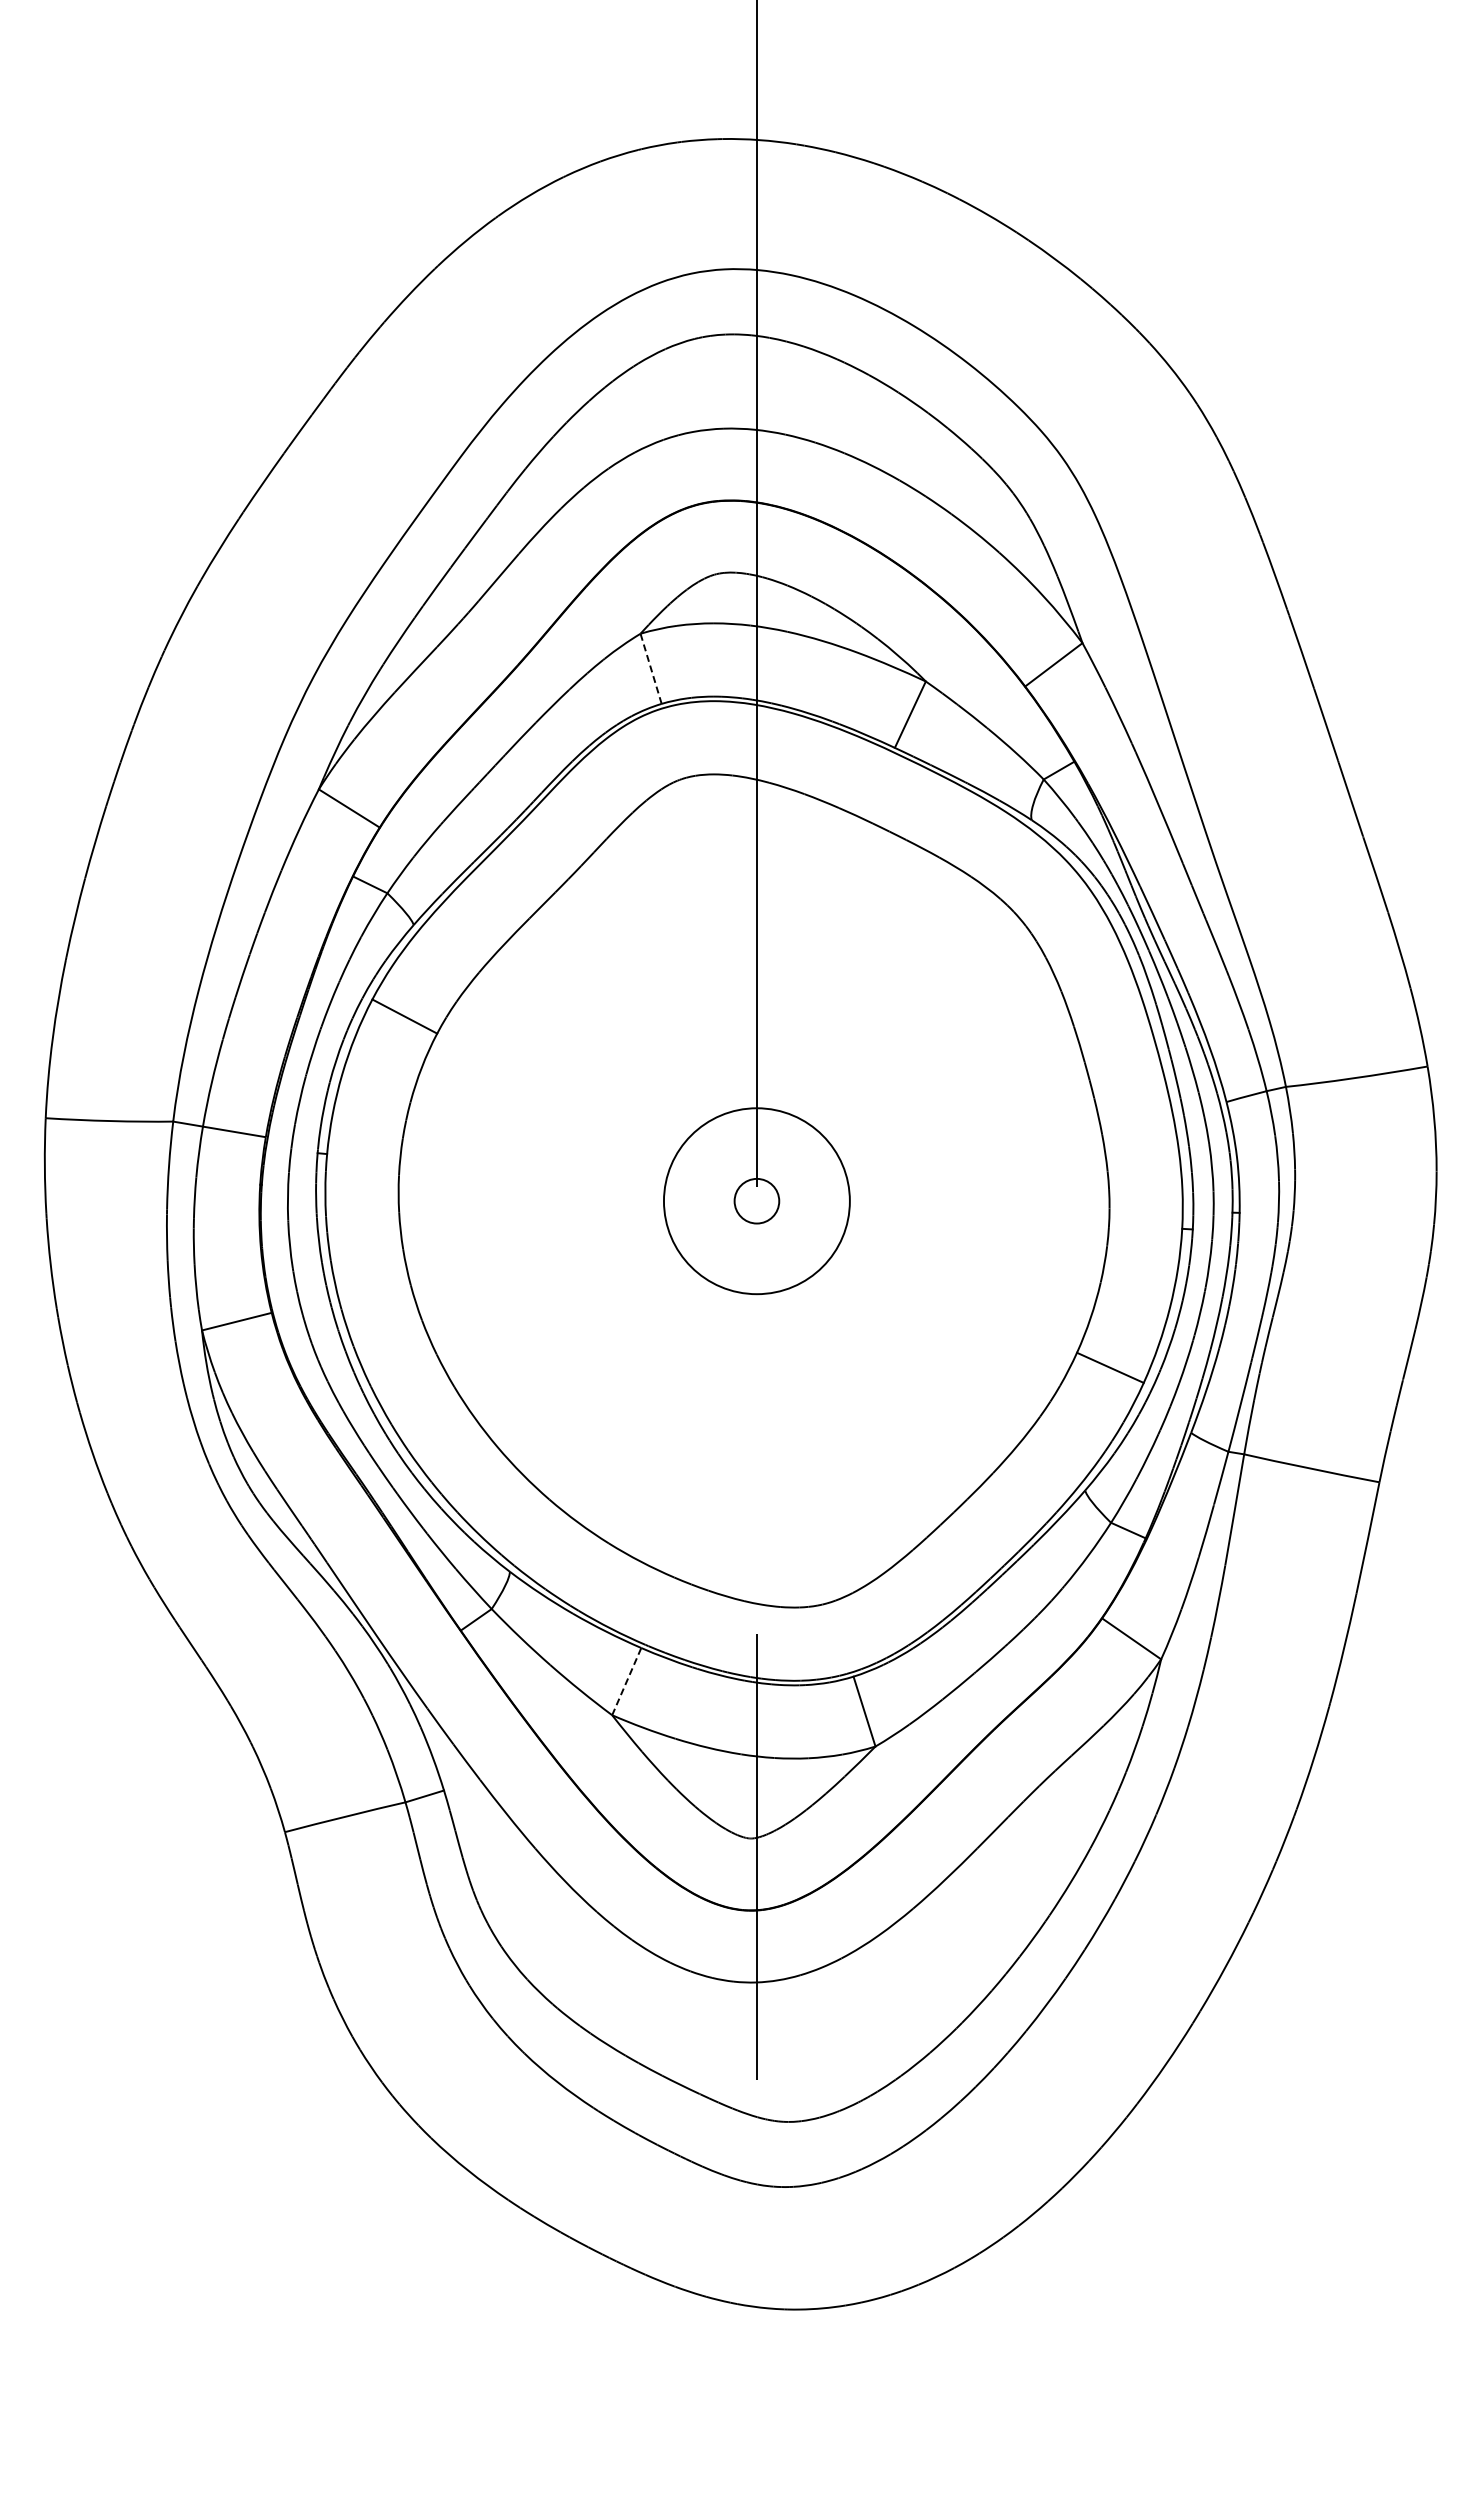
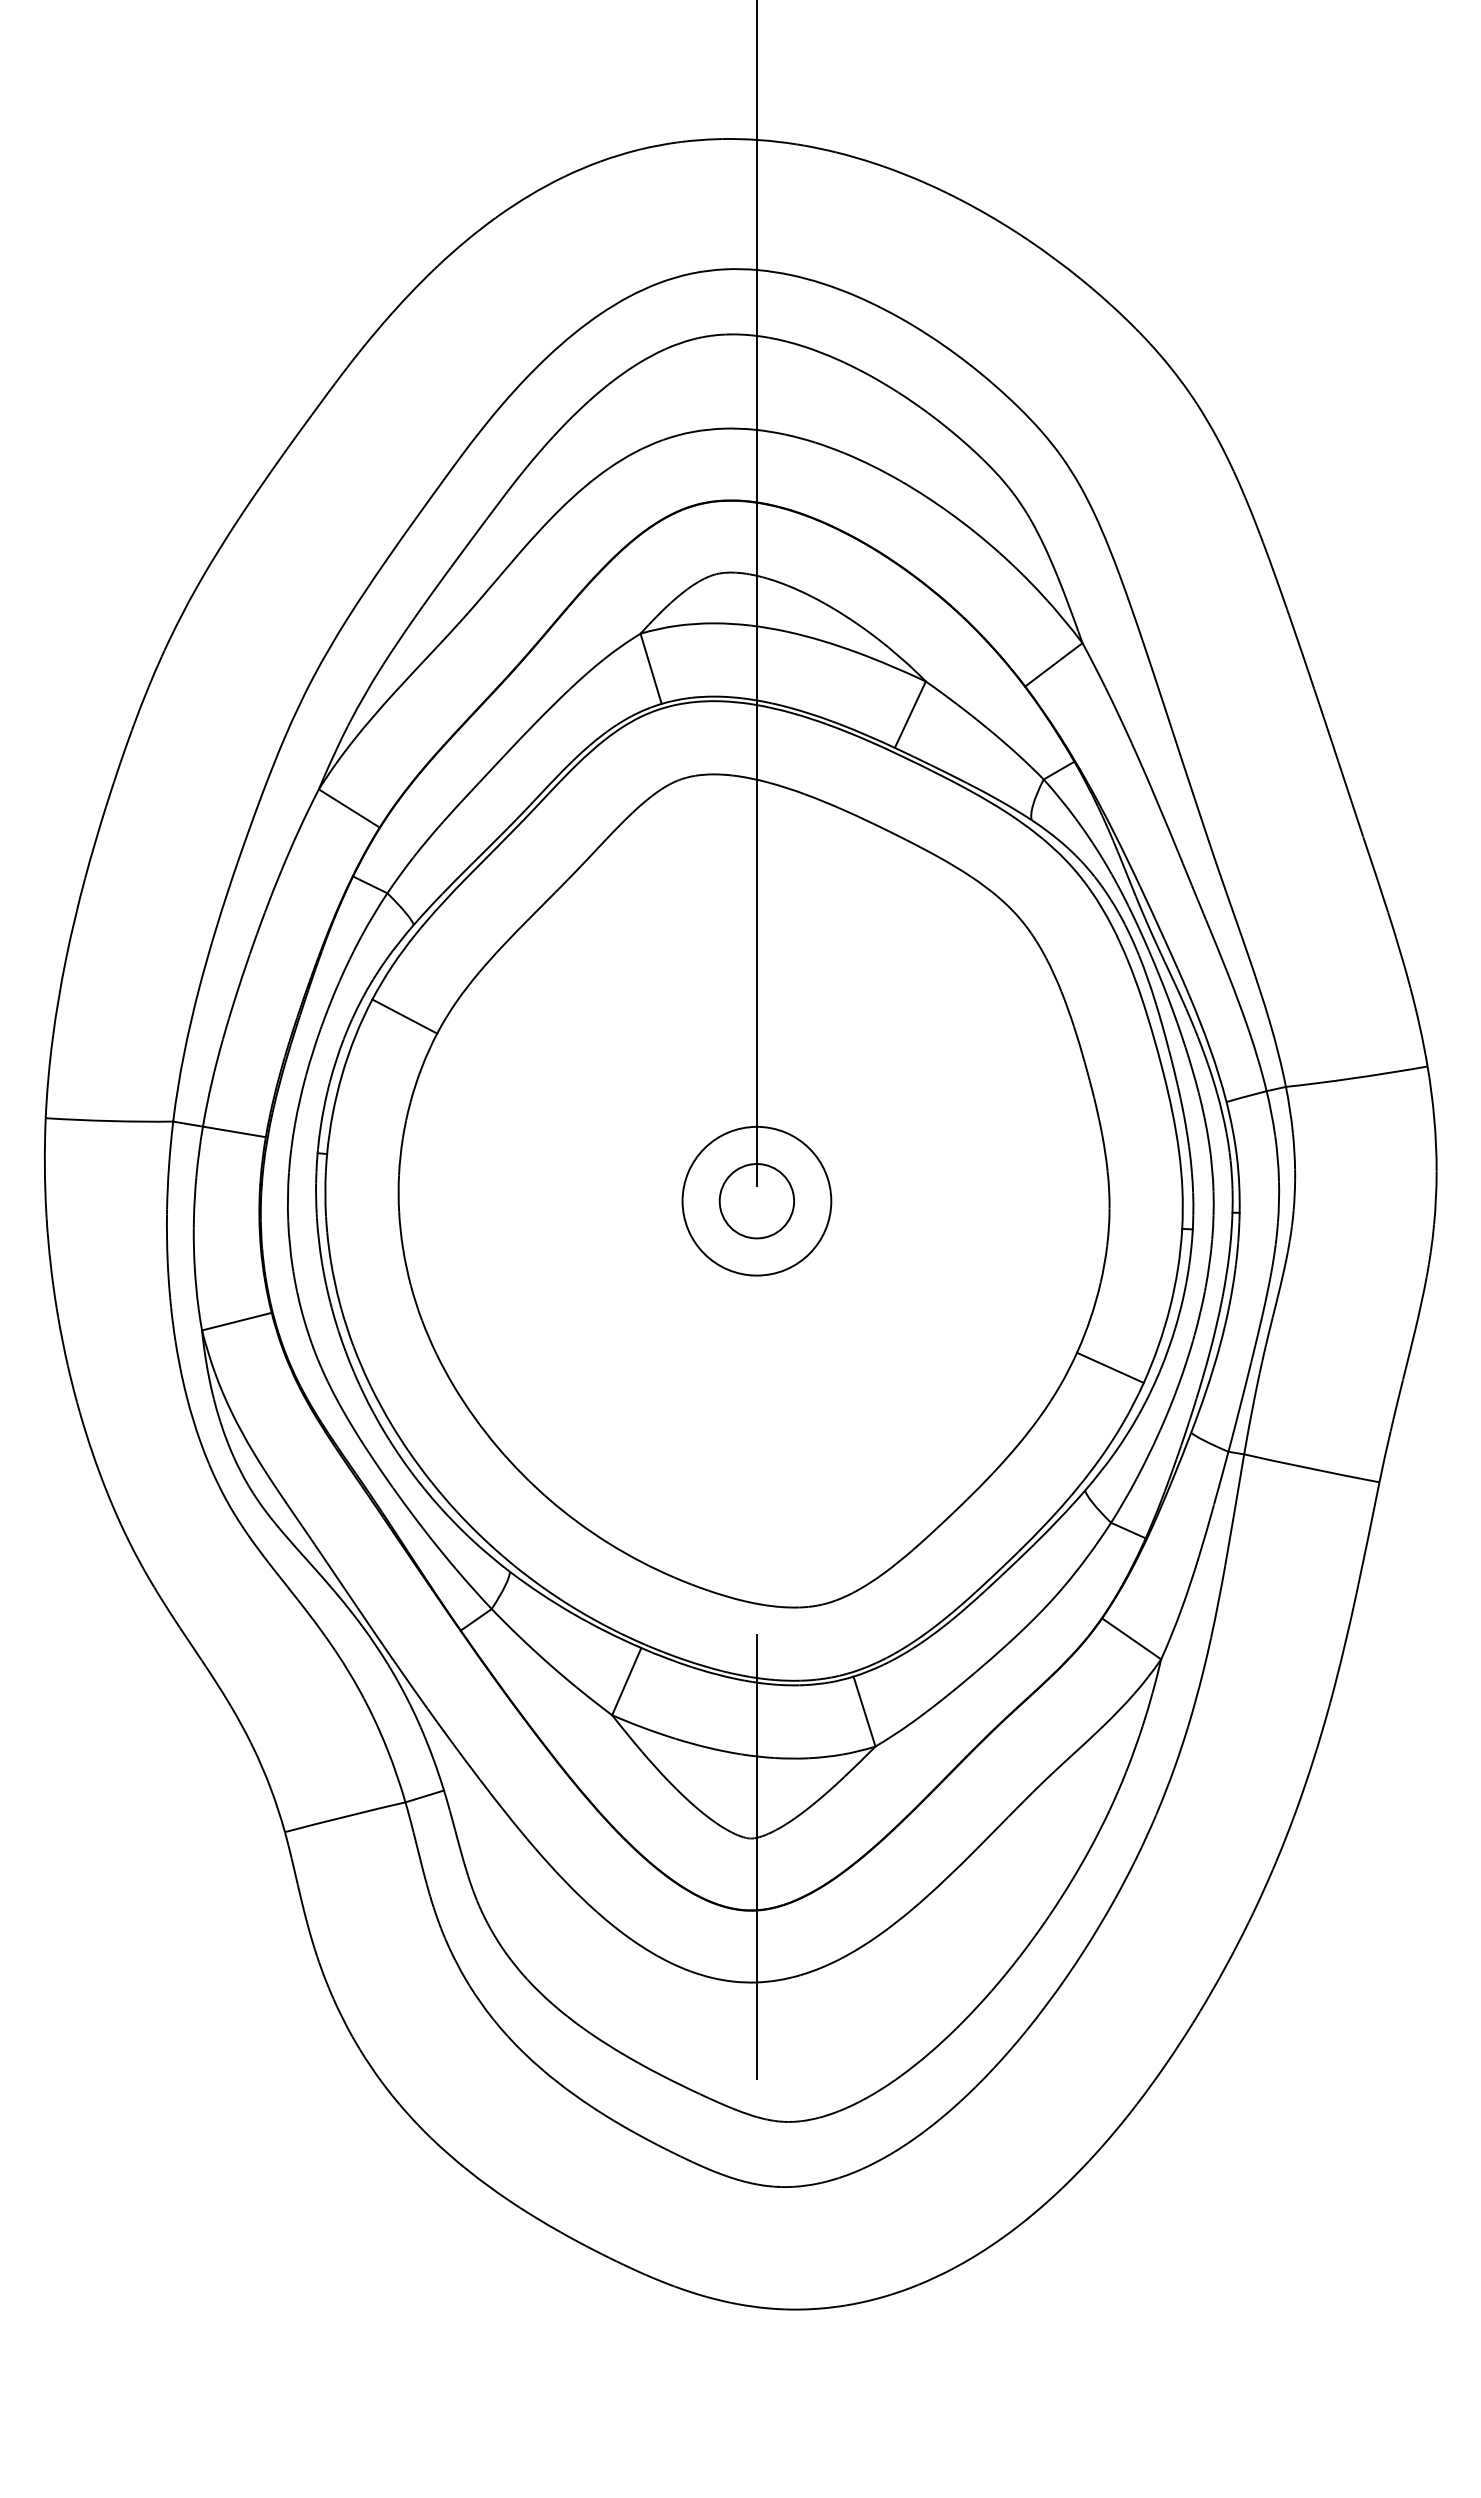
line: dashed -> solid (651, 668)
circle diameter: 45 px -> 74 px (756, 1201)
circle diameter: 186 px -> 149 px (756, 1200)
line: dashed -> solid (626, 1681)
